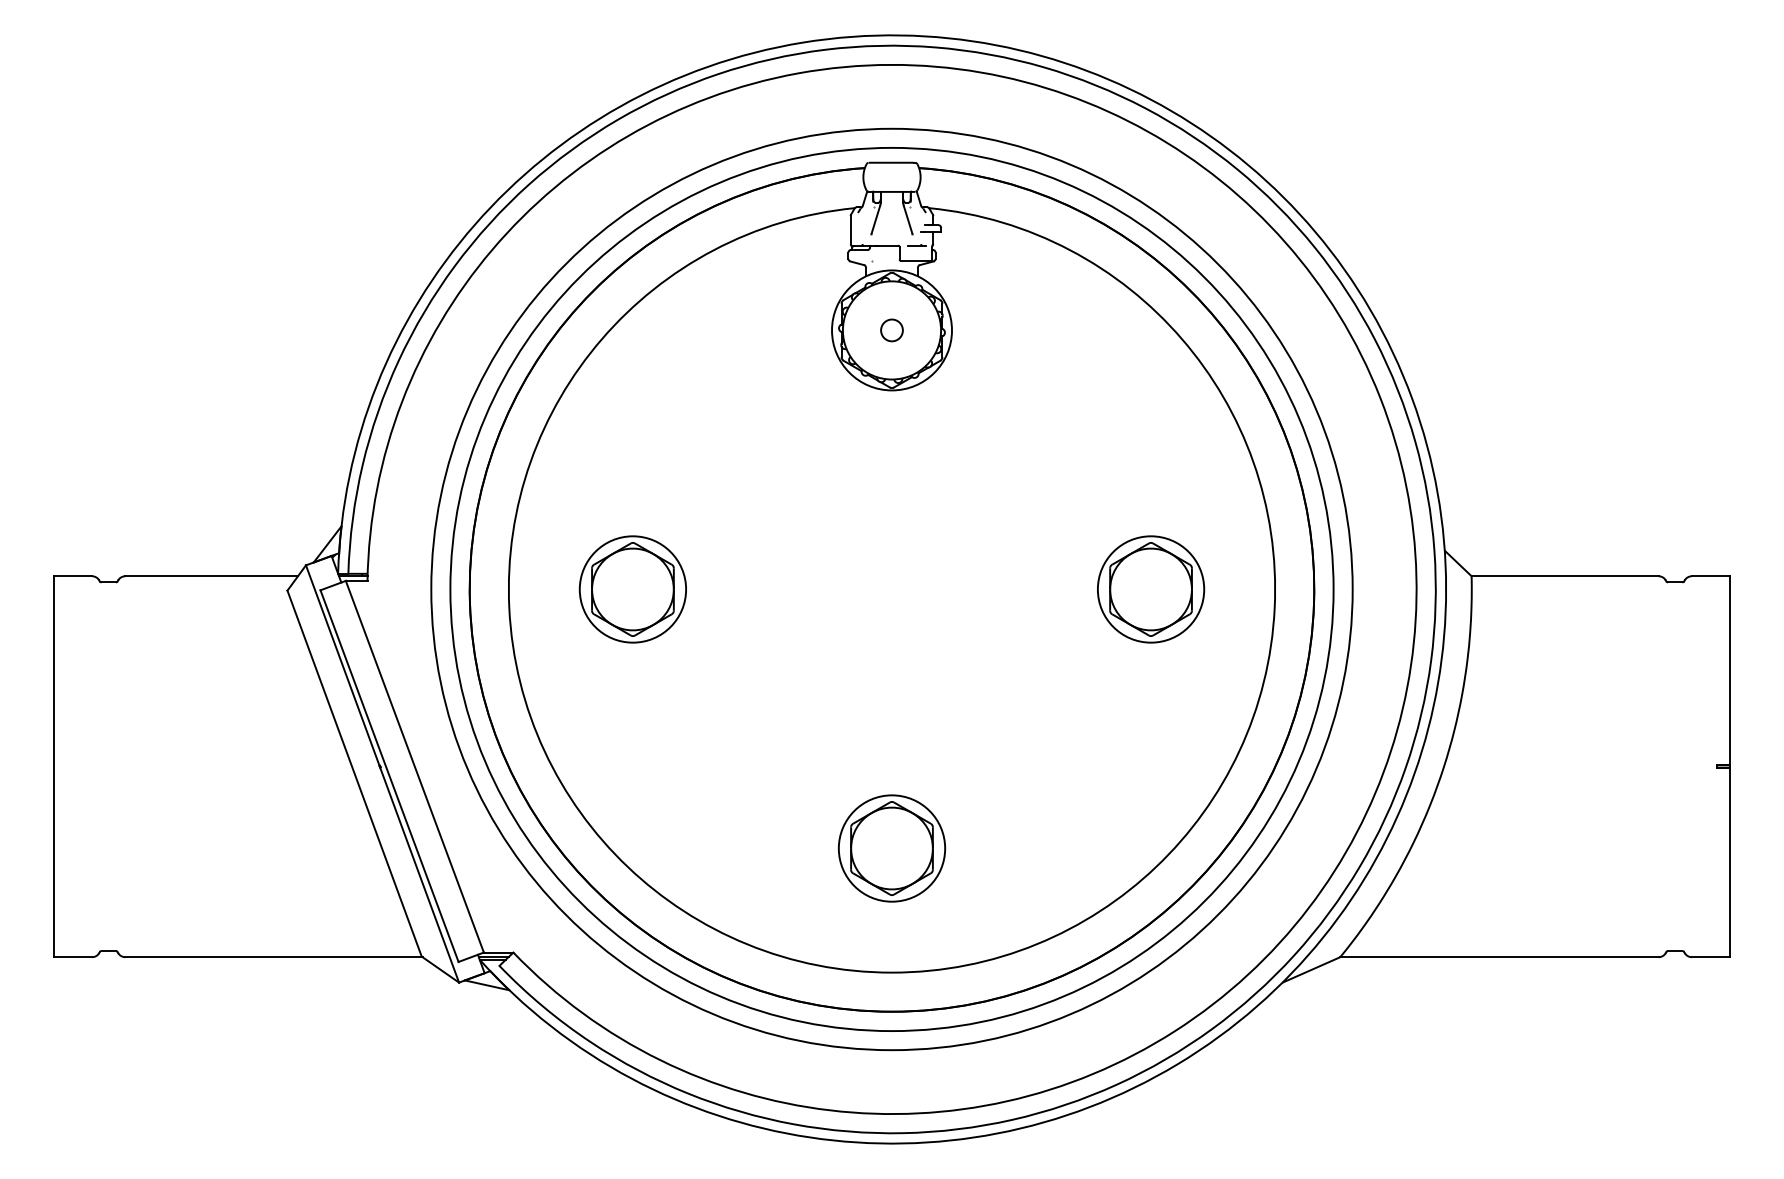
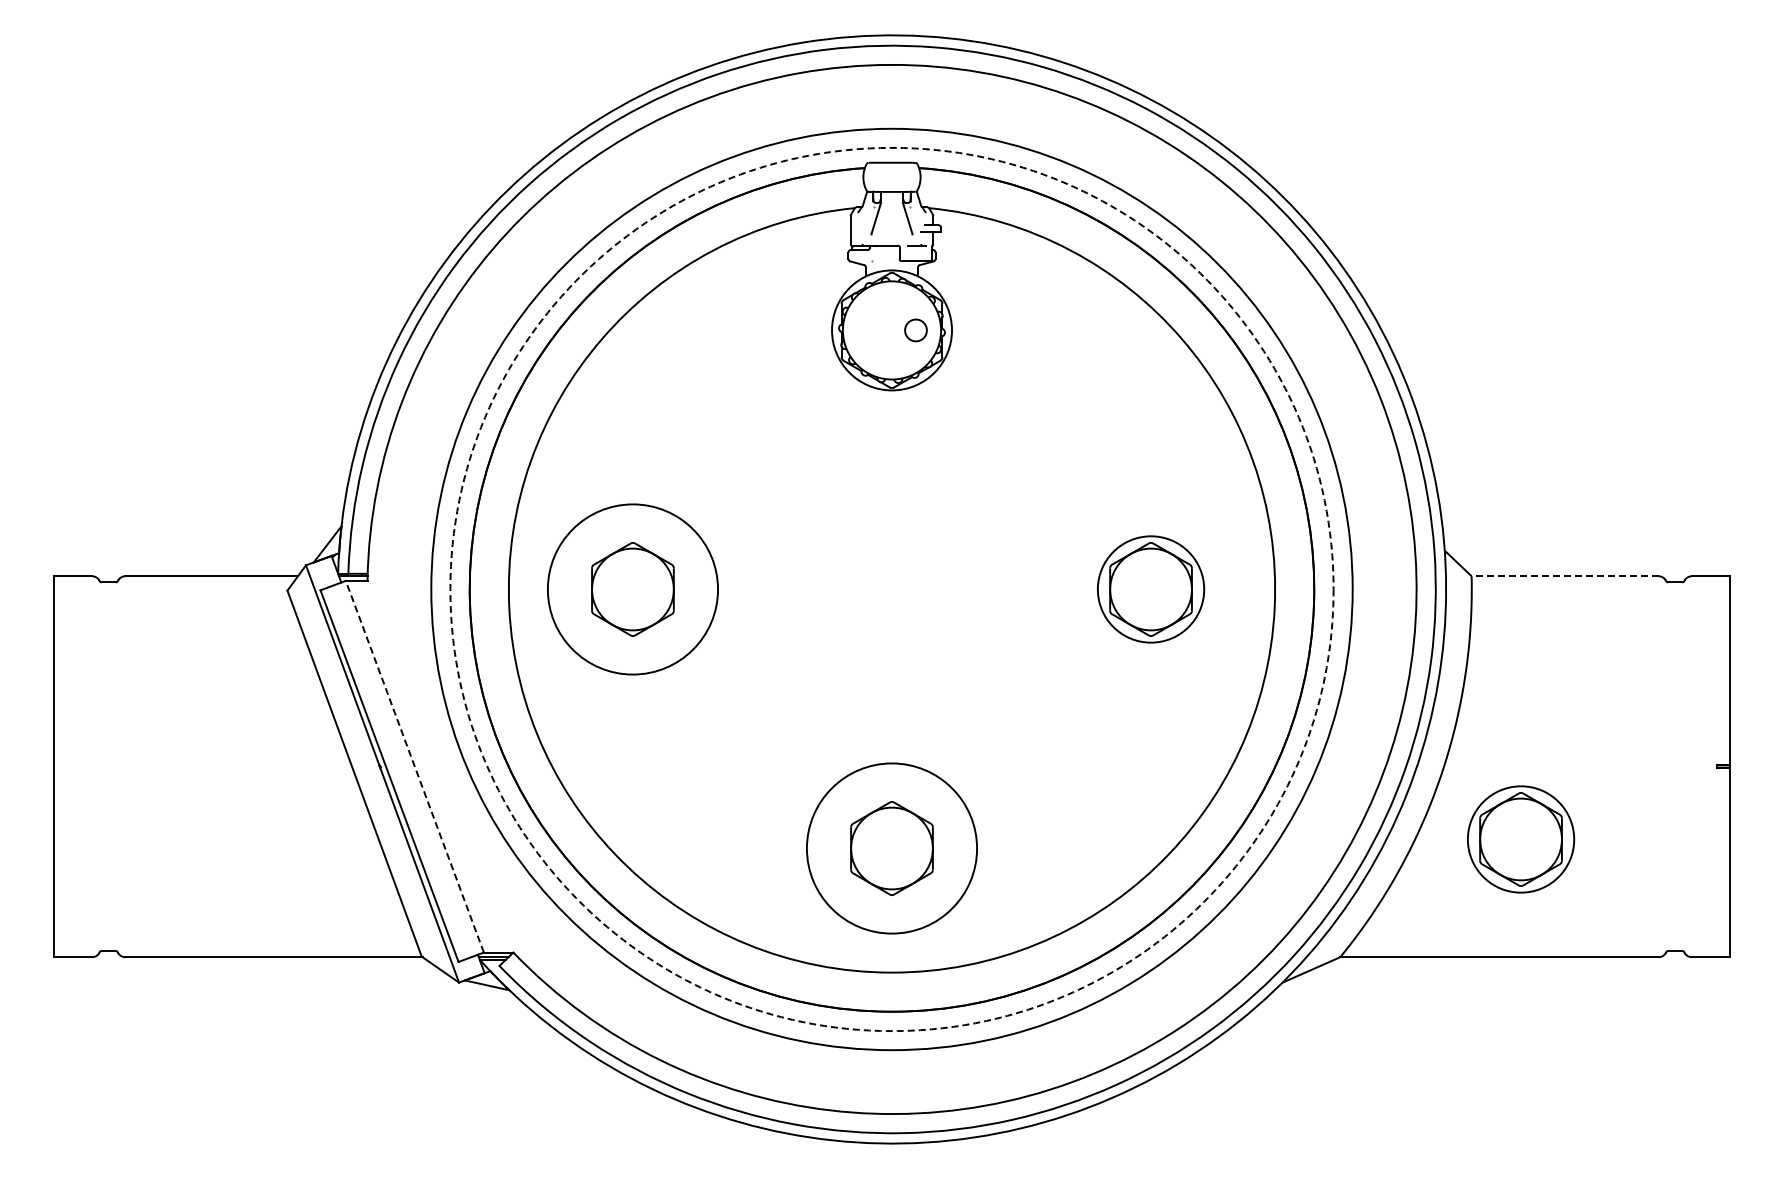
circle position: (891, 330) -> (915, 330) (915, 330)
line: solid -> dashed (1565, 576)
circle diameter: 106 px -> 170 px (632, 589)
circle: solid -> dashed (891, 589)
line: solid -> dashed (414, 766)
part: none -> present (1521, 839)
circle diameter: 106 px -> 170 px (891, 848)
